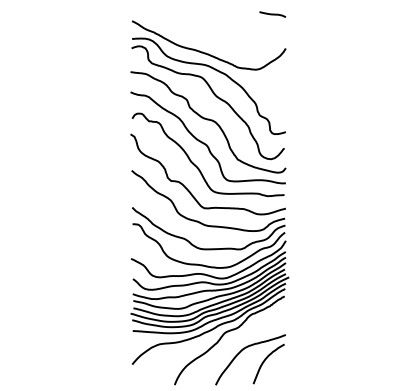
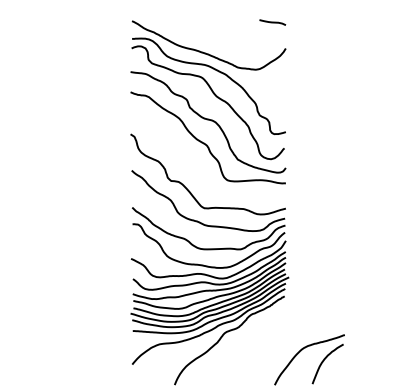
line position: (272, 14) -> (272, 22) (272, 22)
curve: present -> none (196, 165)
part position: (260, 364) -> (319, 364) (319, 364)
